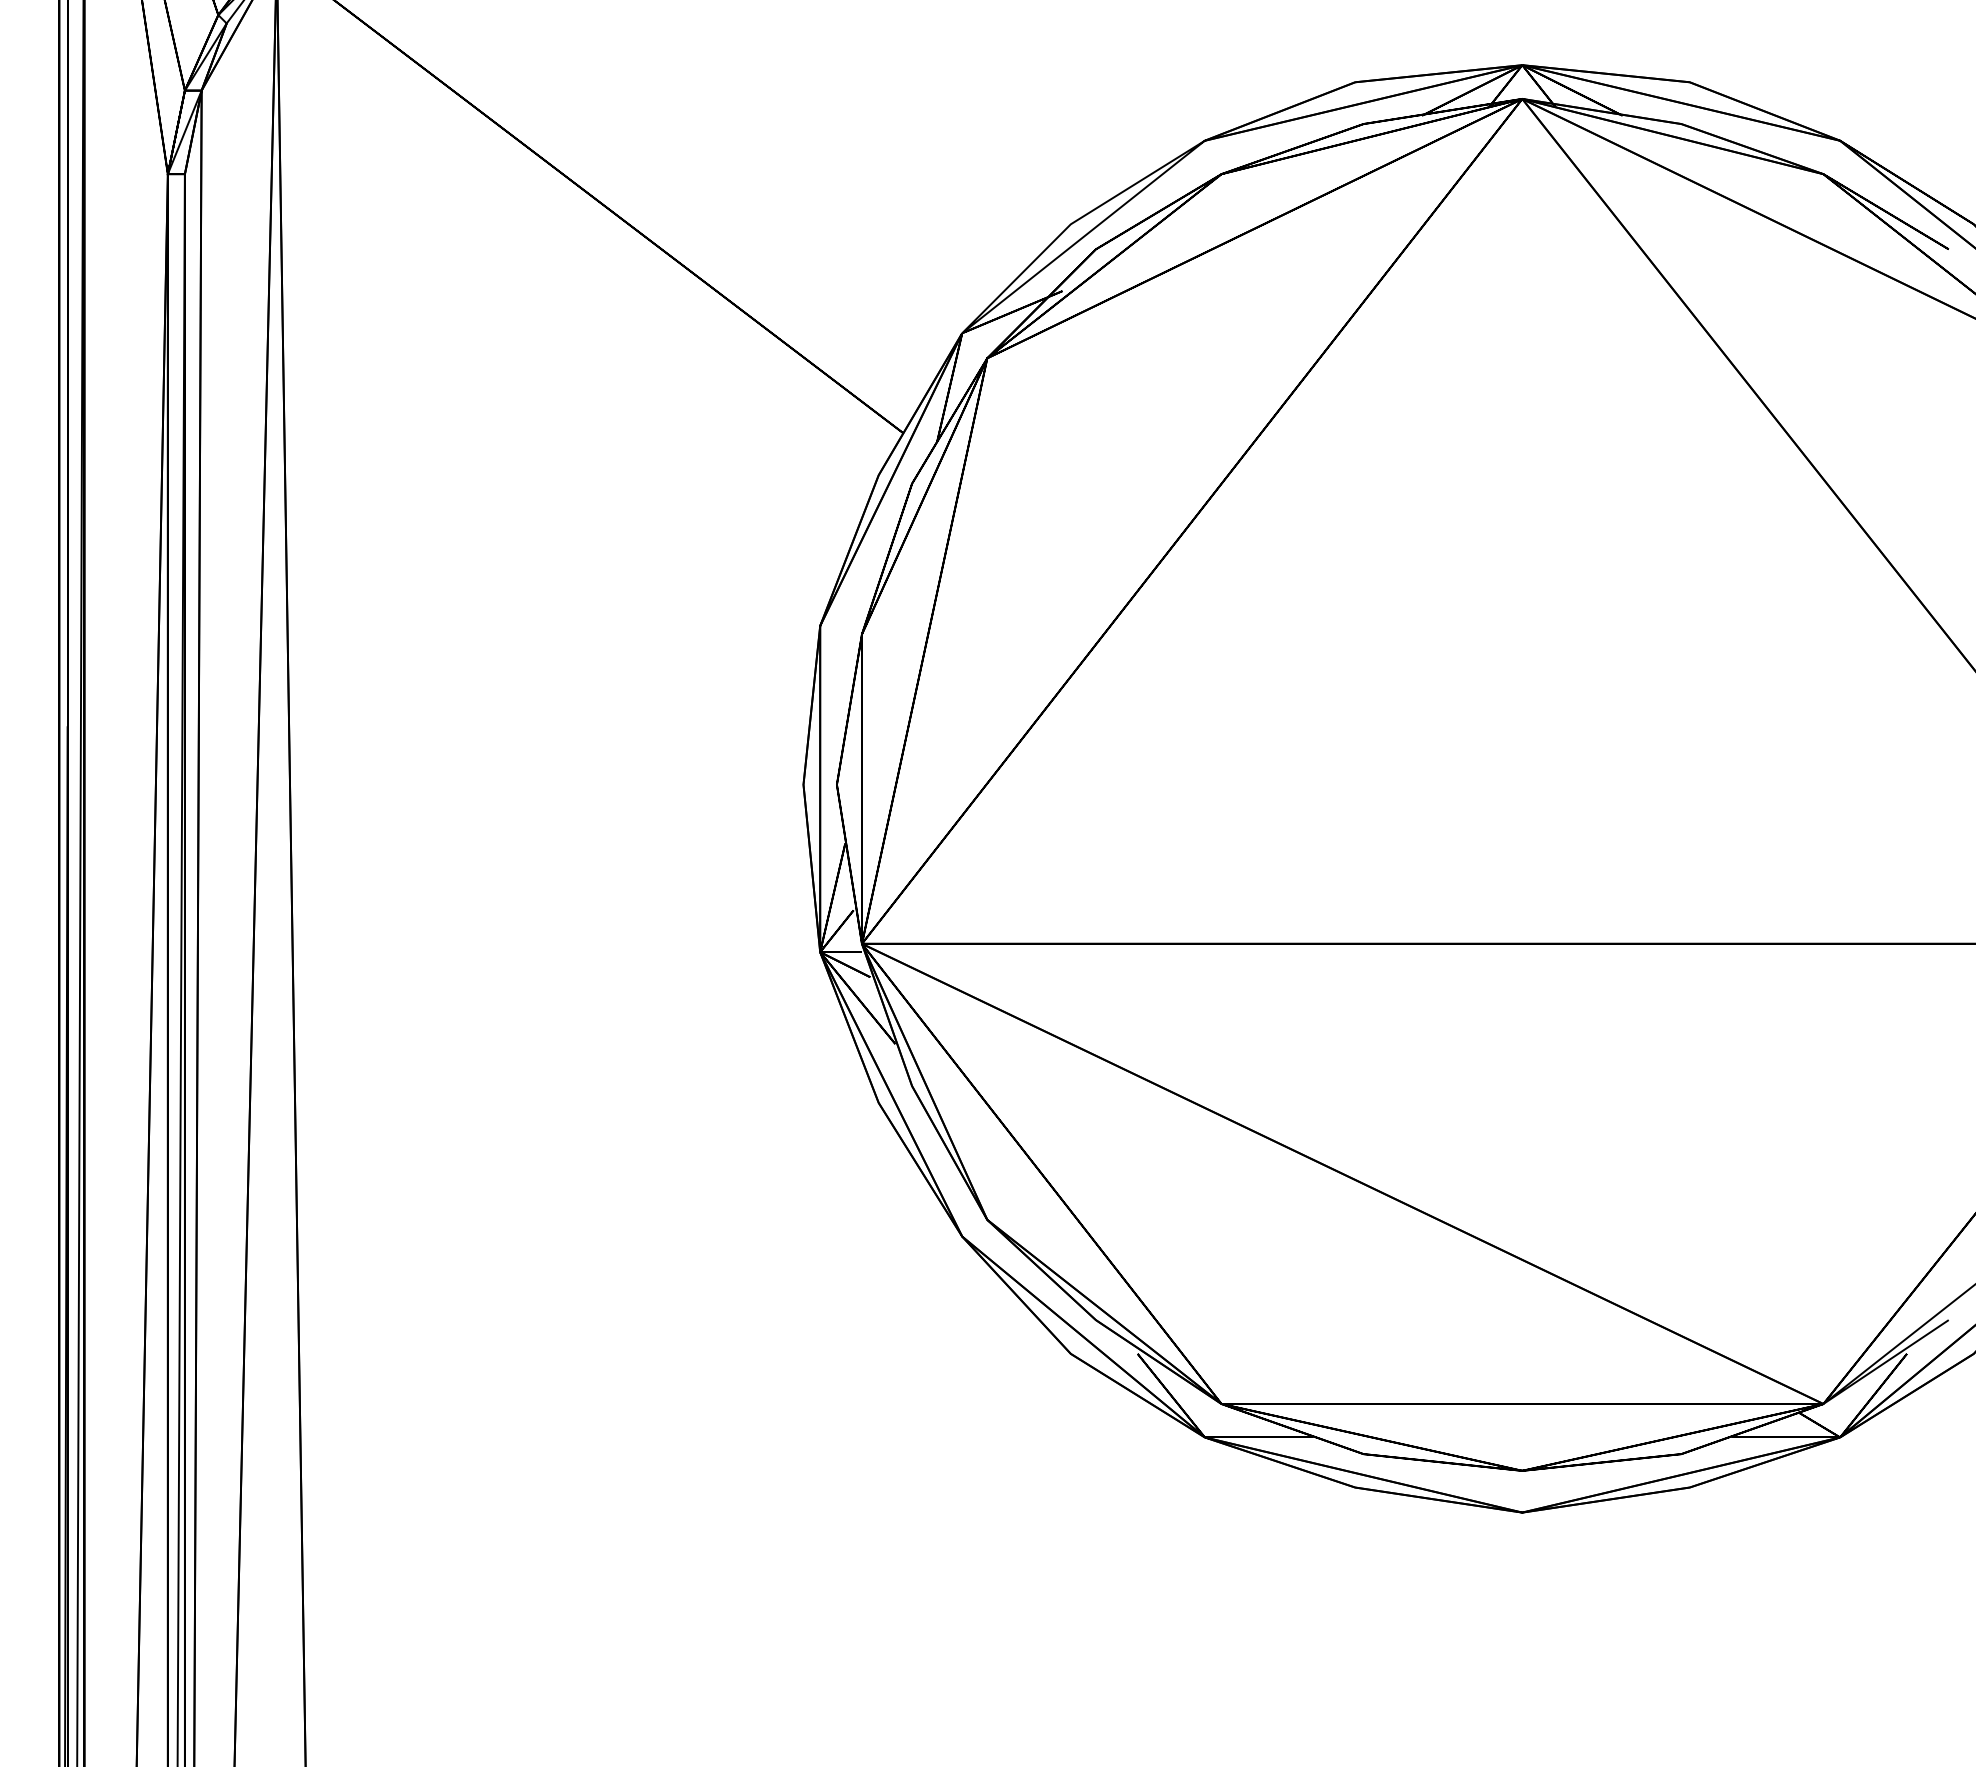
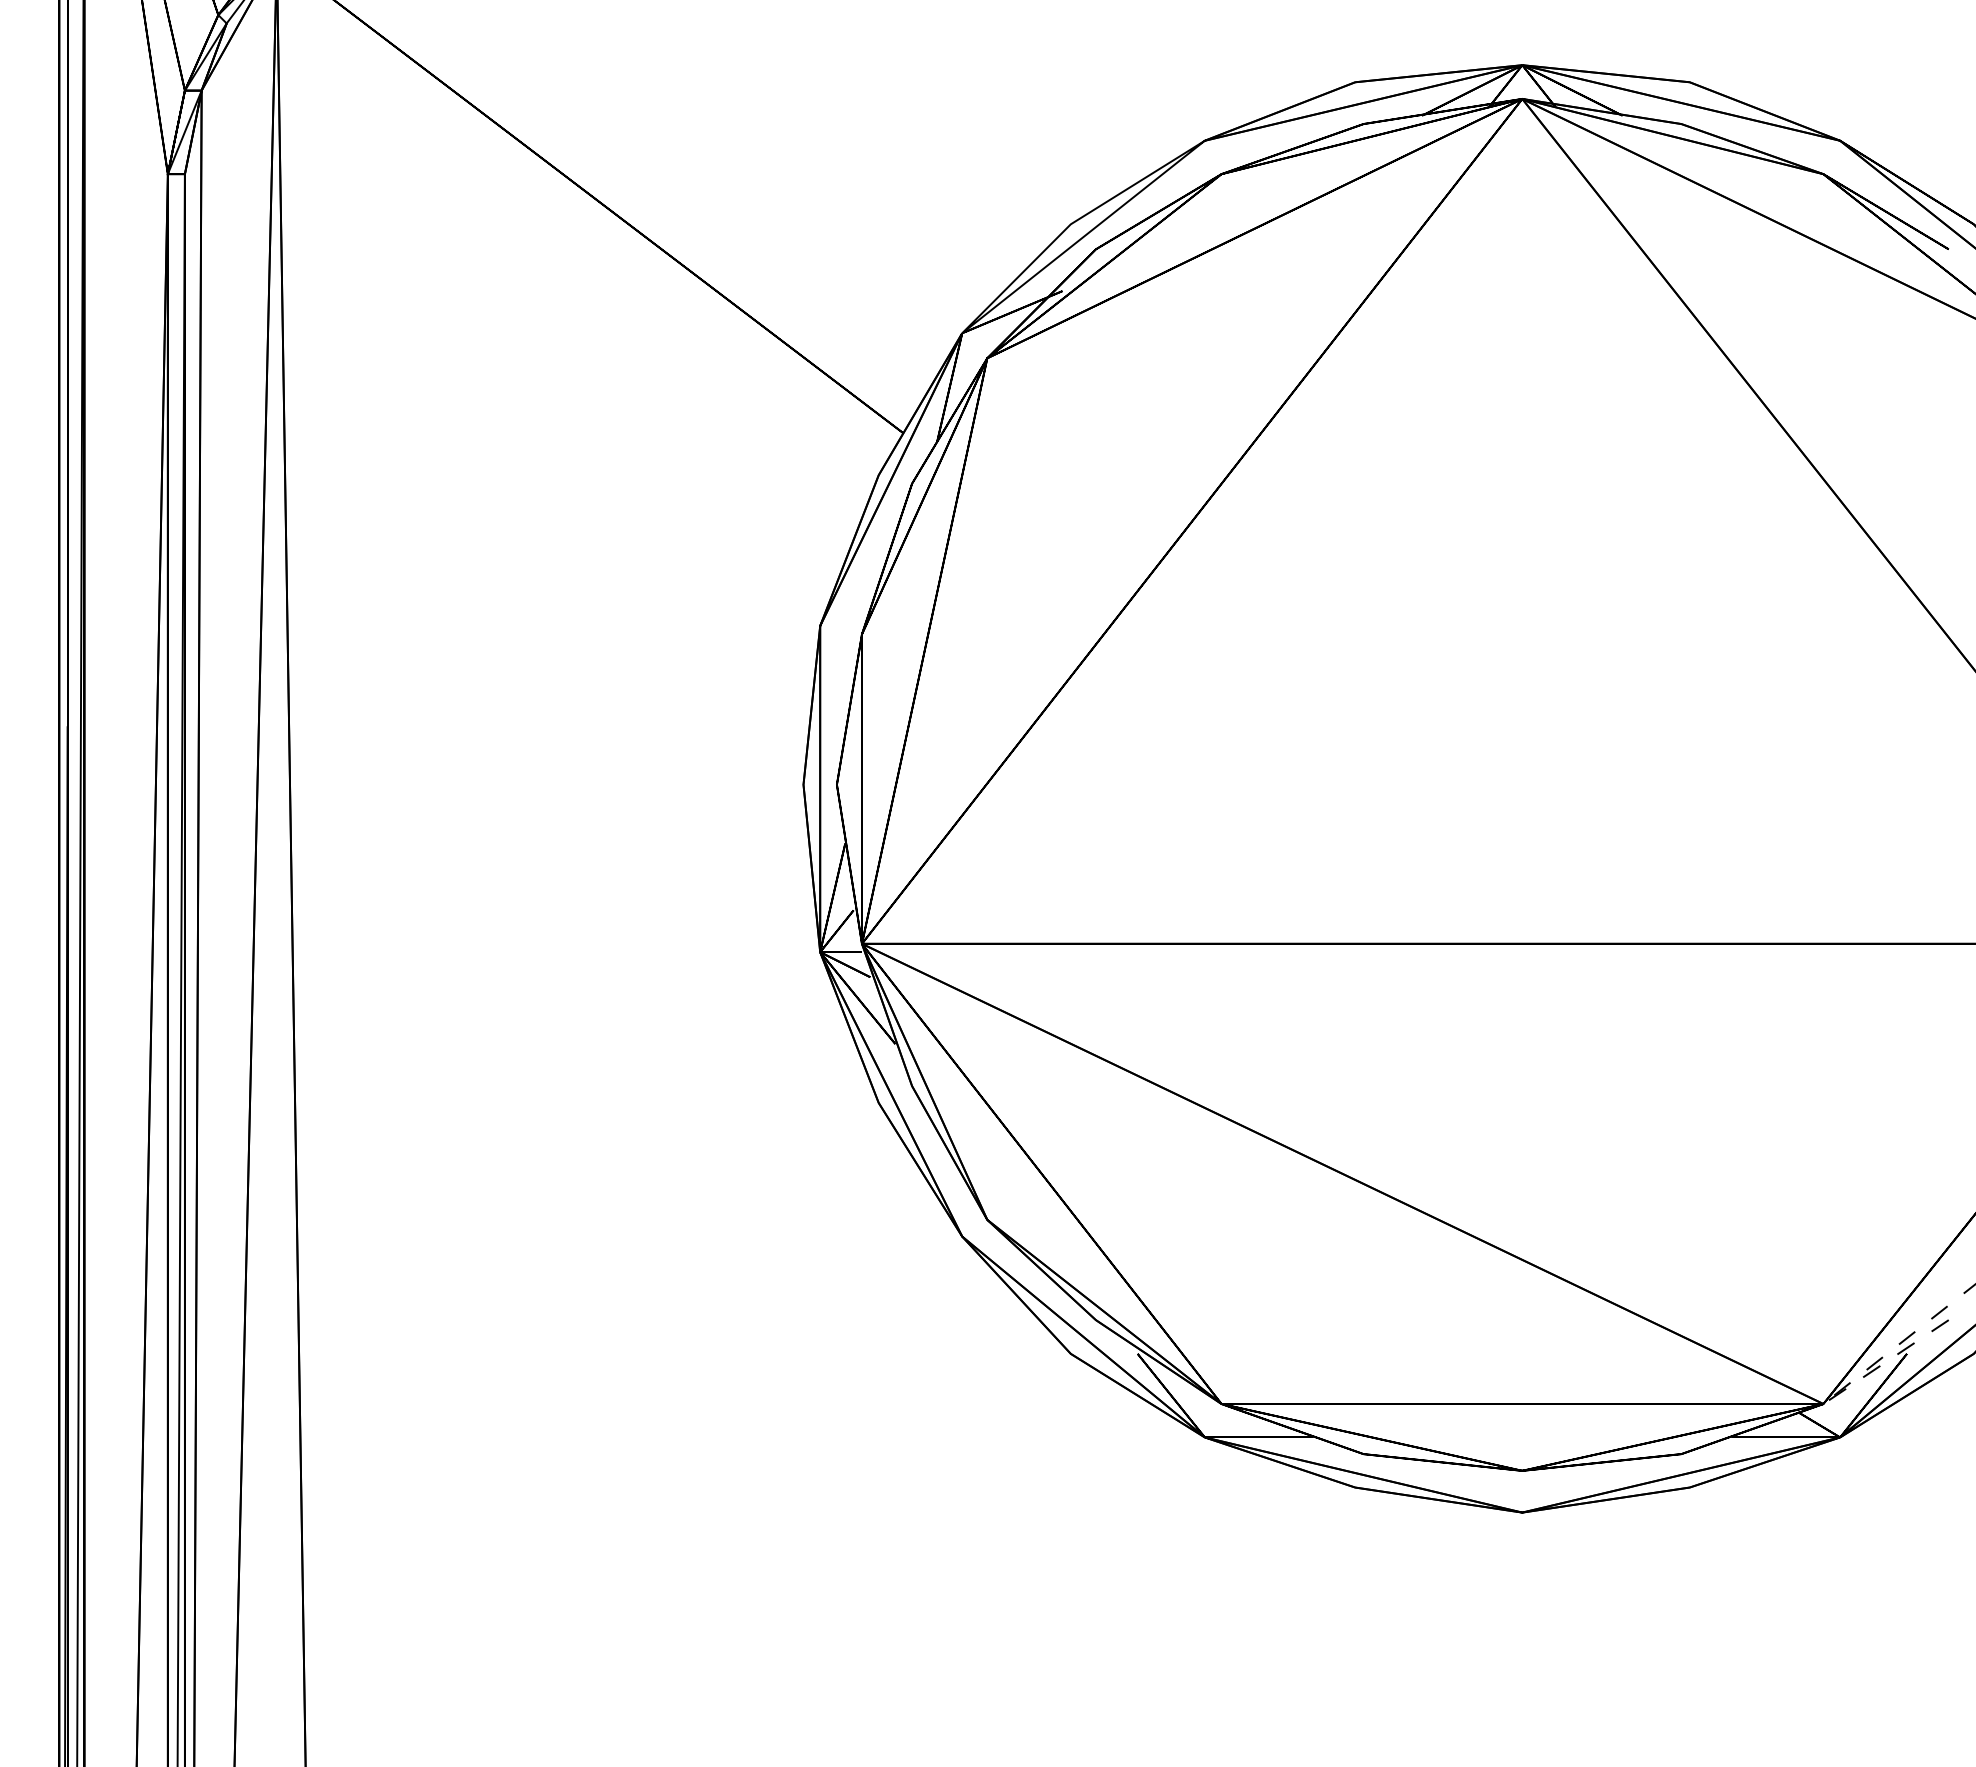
line: solid -> dashed (1839, 1391)
